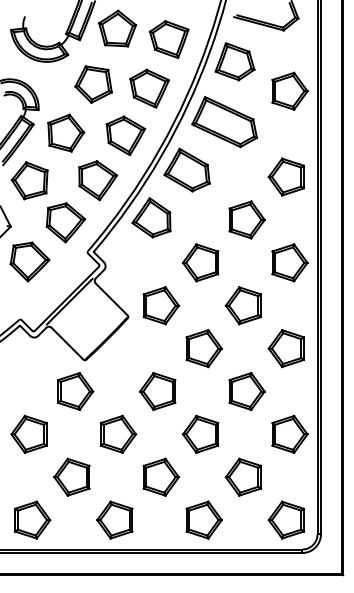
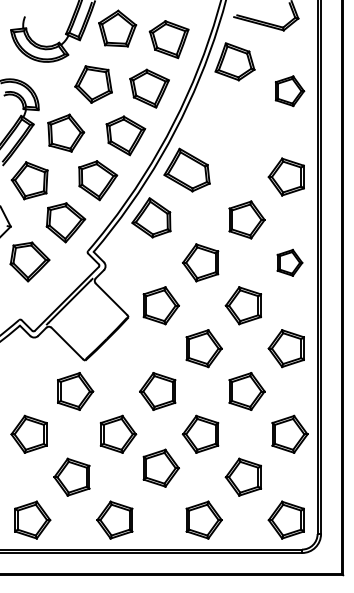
part size: 38x40 px -> 32x33 px (289, 91)
part: present -> none (224, 122)
part size: 38x40 px -> 28x29 px (289, 262)
part position: (160, 476) -> (160, 467) (160, 467)
